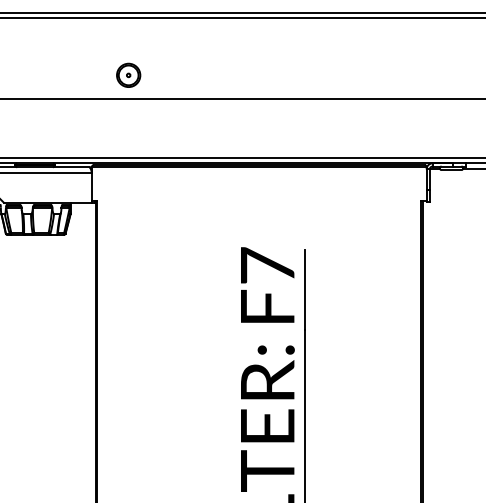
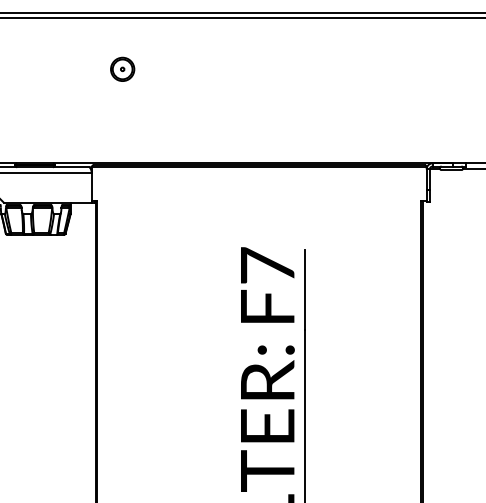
part position: (128, 74) -> (122, 68) (122, 68)
line: present -> none (242, 98)
line: present -> none (242, 157)
